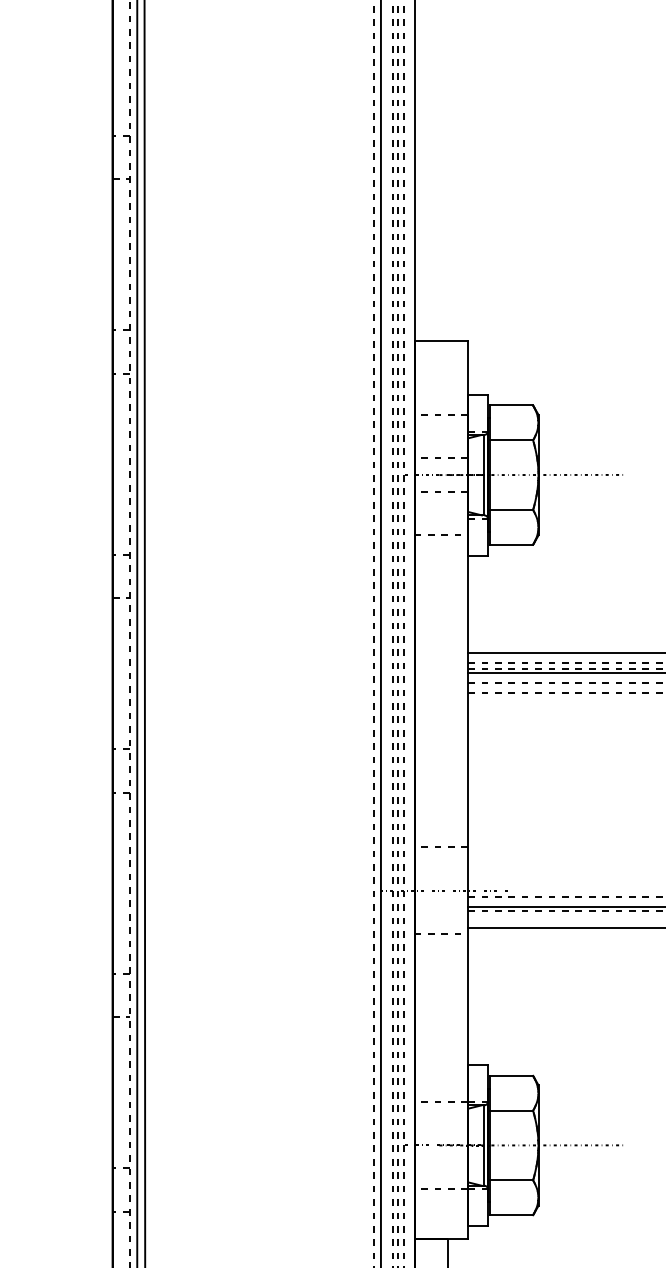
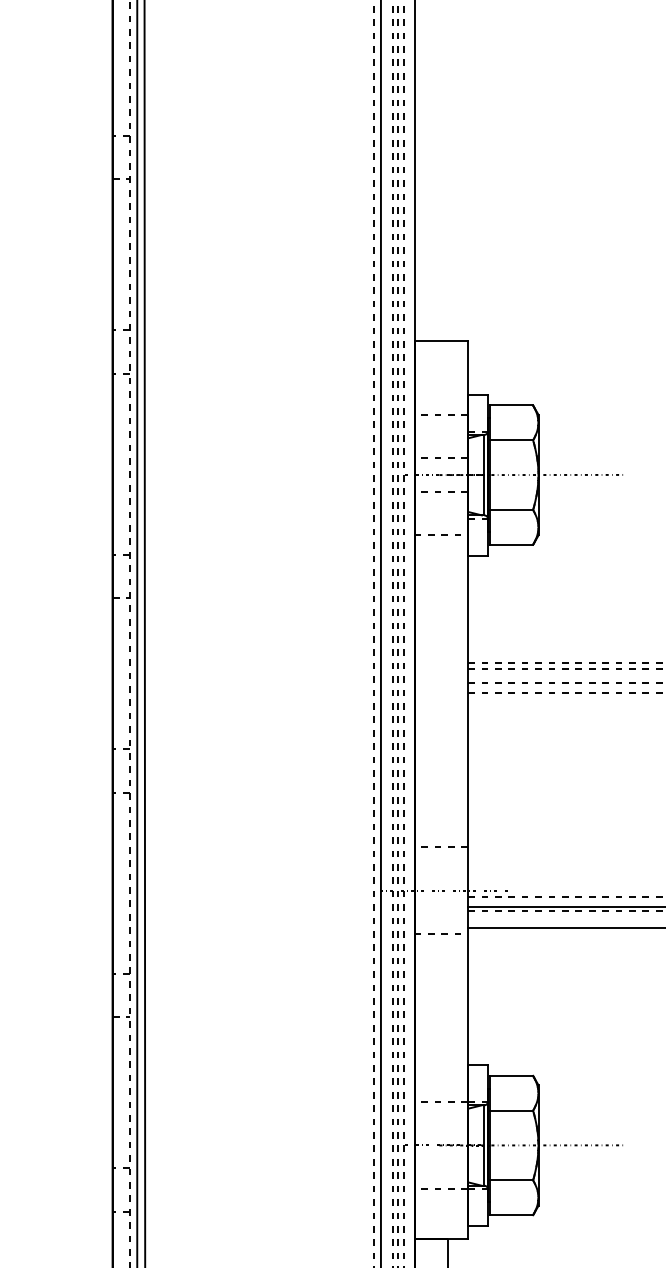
line: present -> none (565, 652)
line: present -> none (565, 672)
